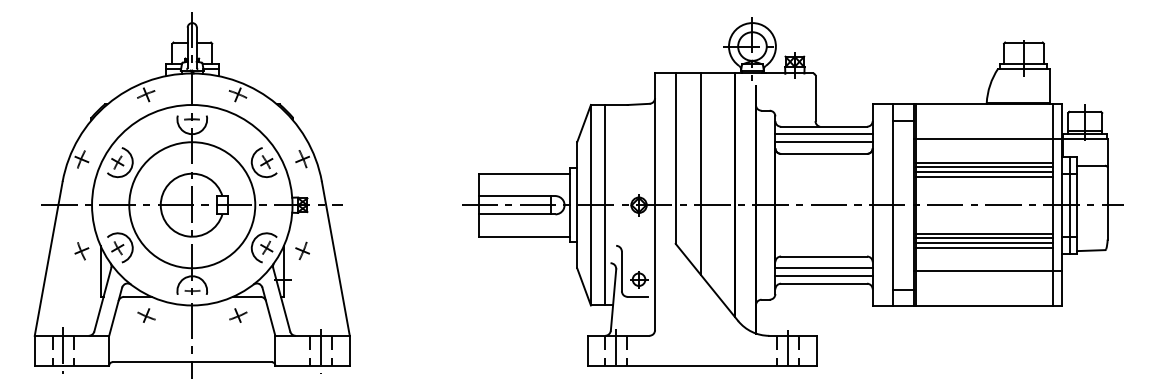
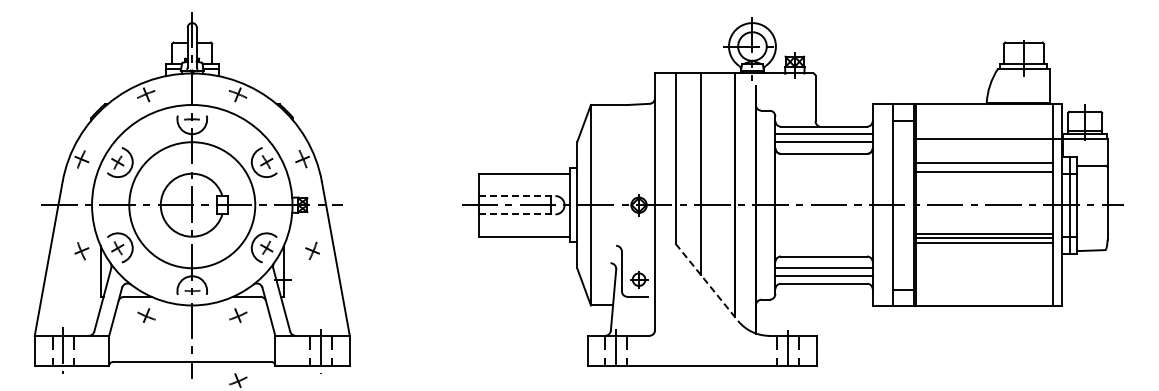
line: present -> none (984, 167)
line: present -> none (984, 176)
line: solid -> dashed (517, 196)
line: present -> none (604, 204)
line: solid -> dashed (517, 214)
line: present -> none (984, 247)
part position: (302, 250) -> (312, 250) (312, 250)
line: present -> none (987, 271)
line: solid -> dashed (706, 282)
part: none -> present (238, 380)
